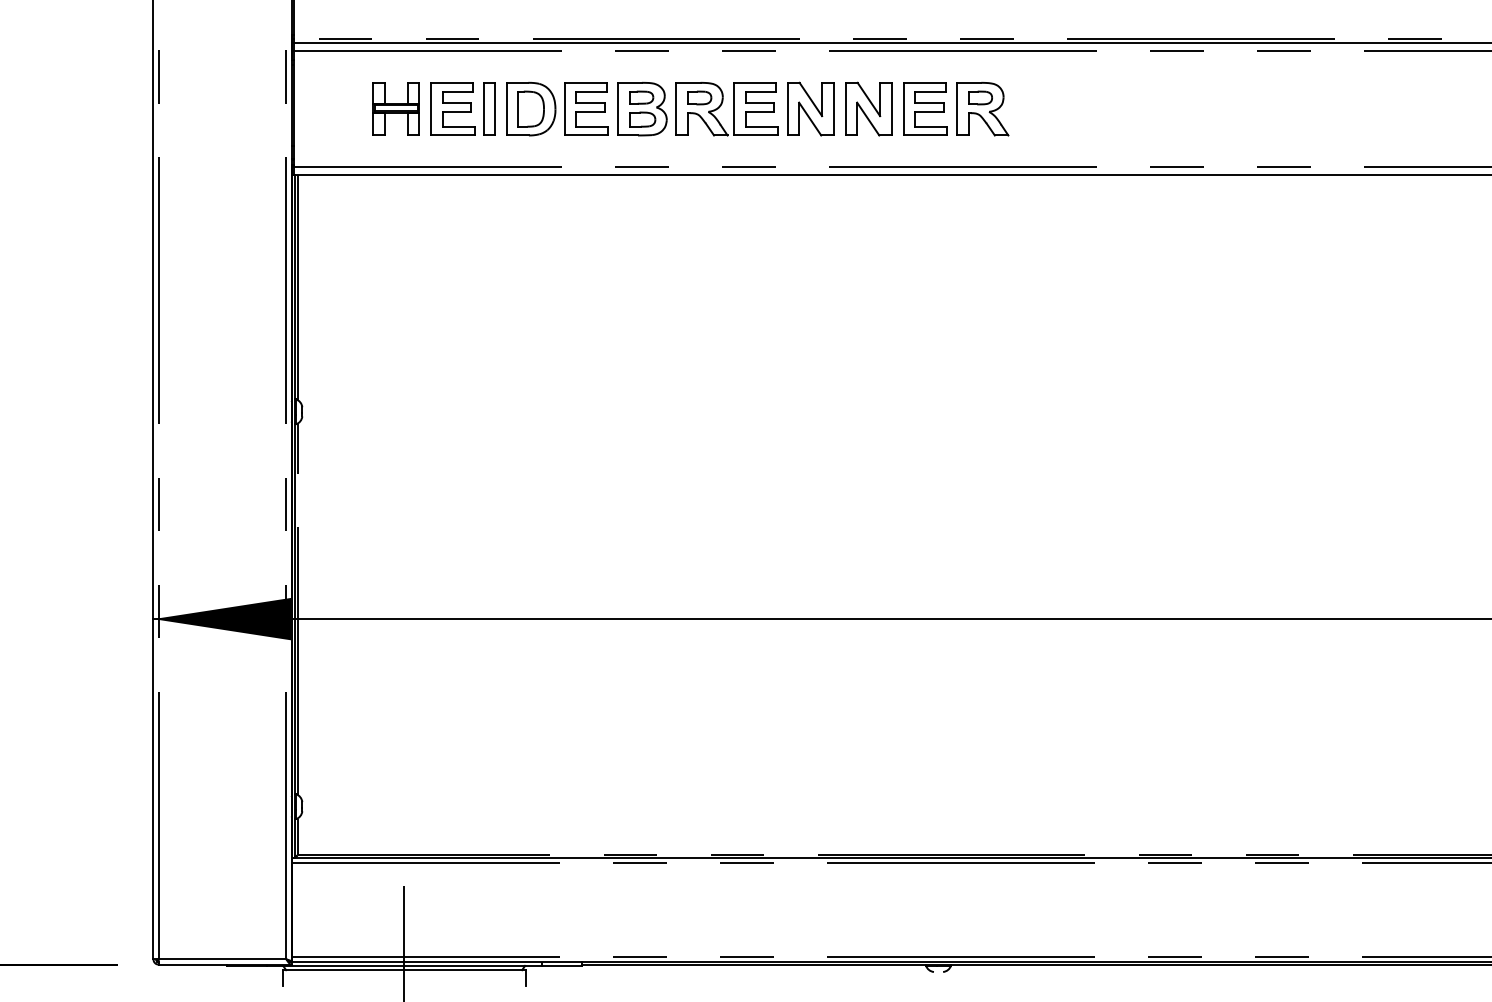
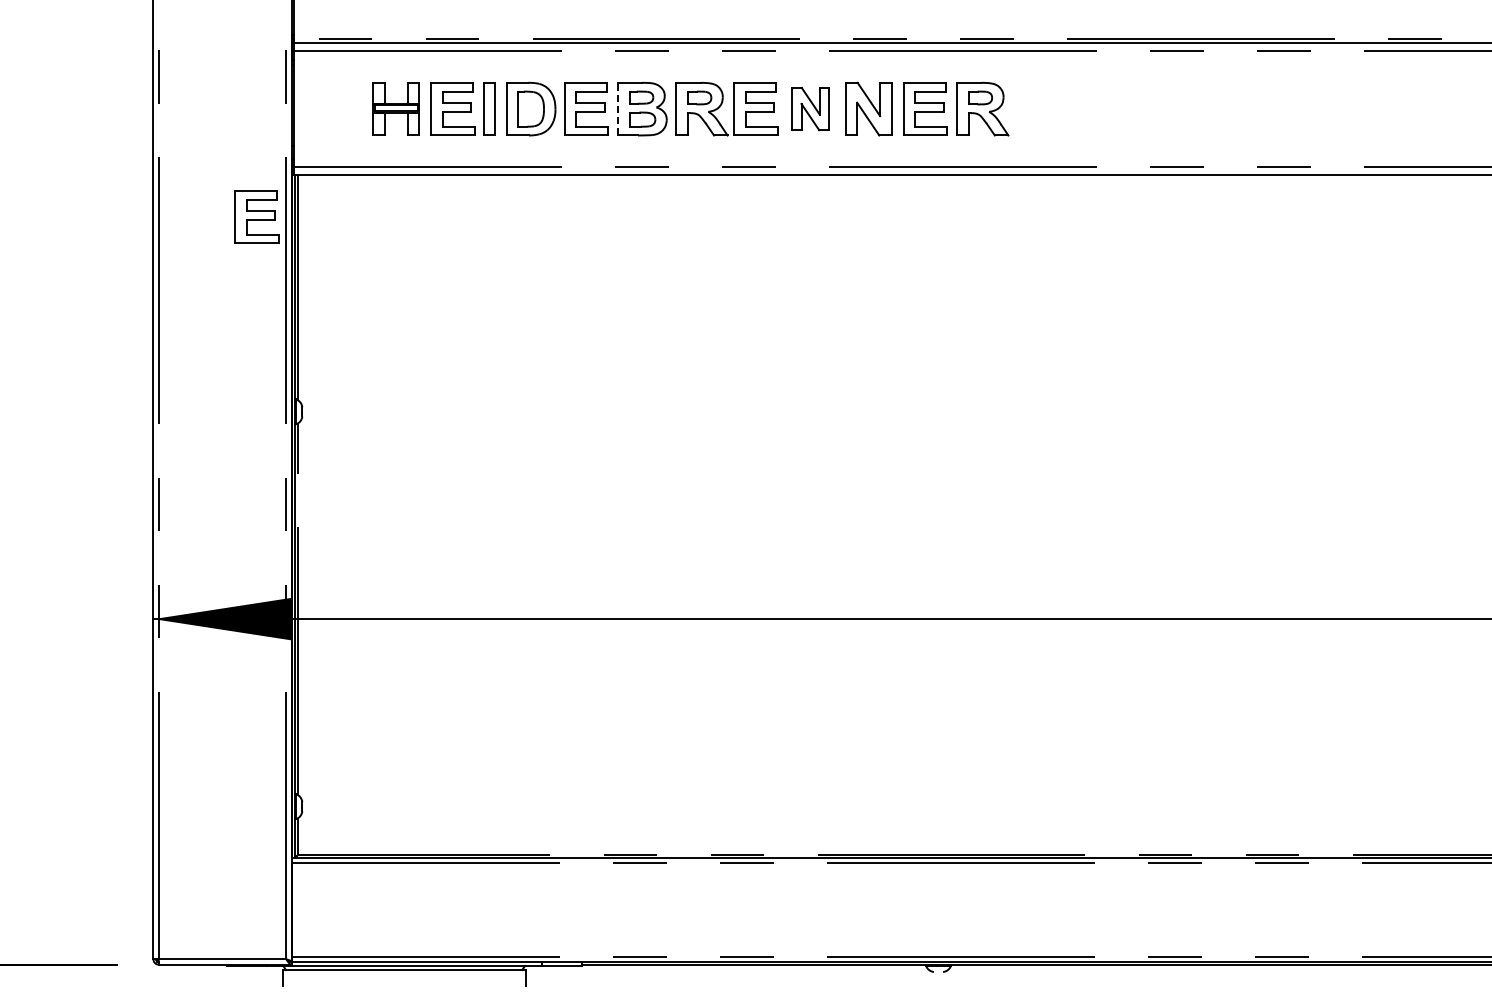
line: solid -> dashed (618, 108)
part size: 48x56 px -> 39x45 px (810, 109)
part: none -> present (256, 216)
line: present -> none (404, 941)
